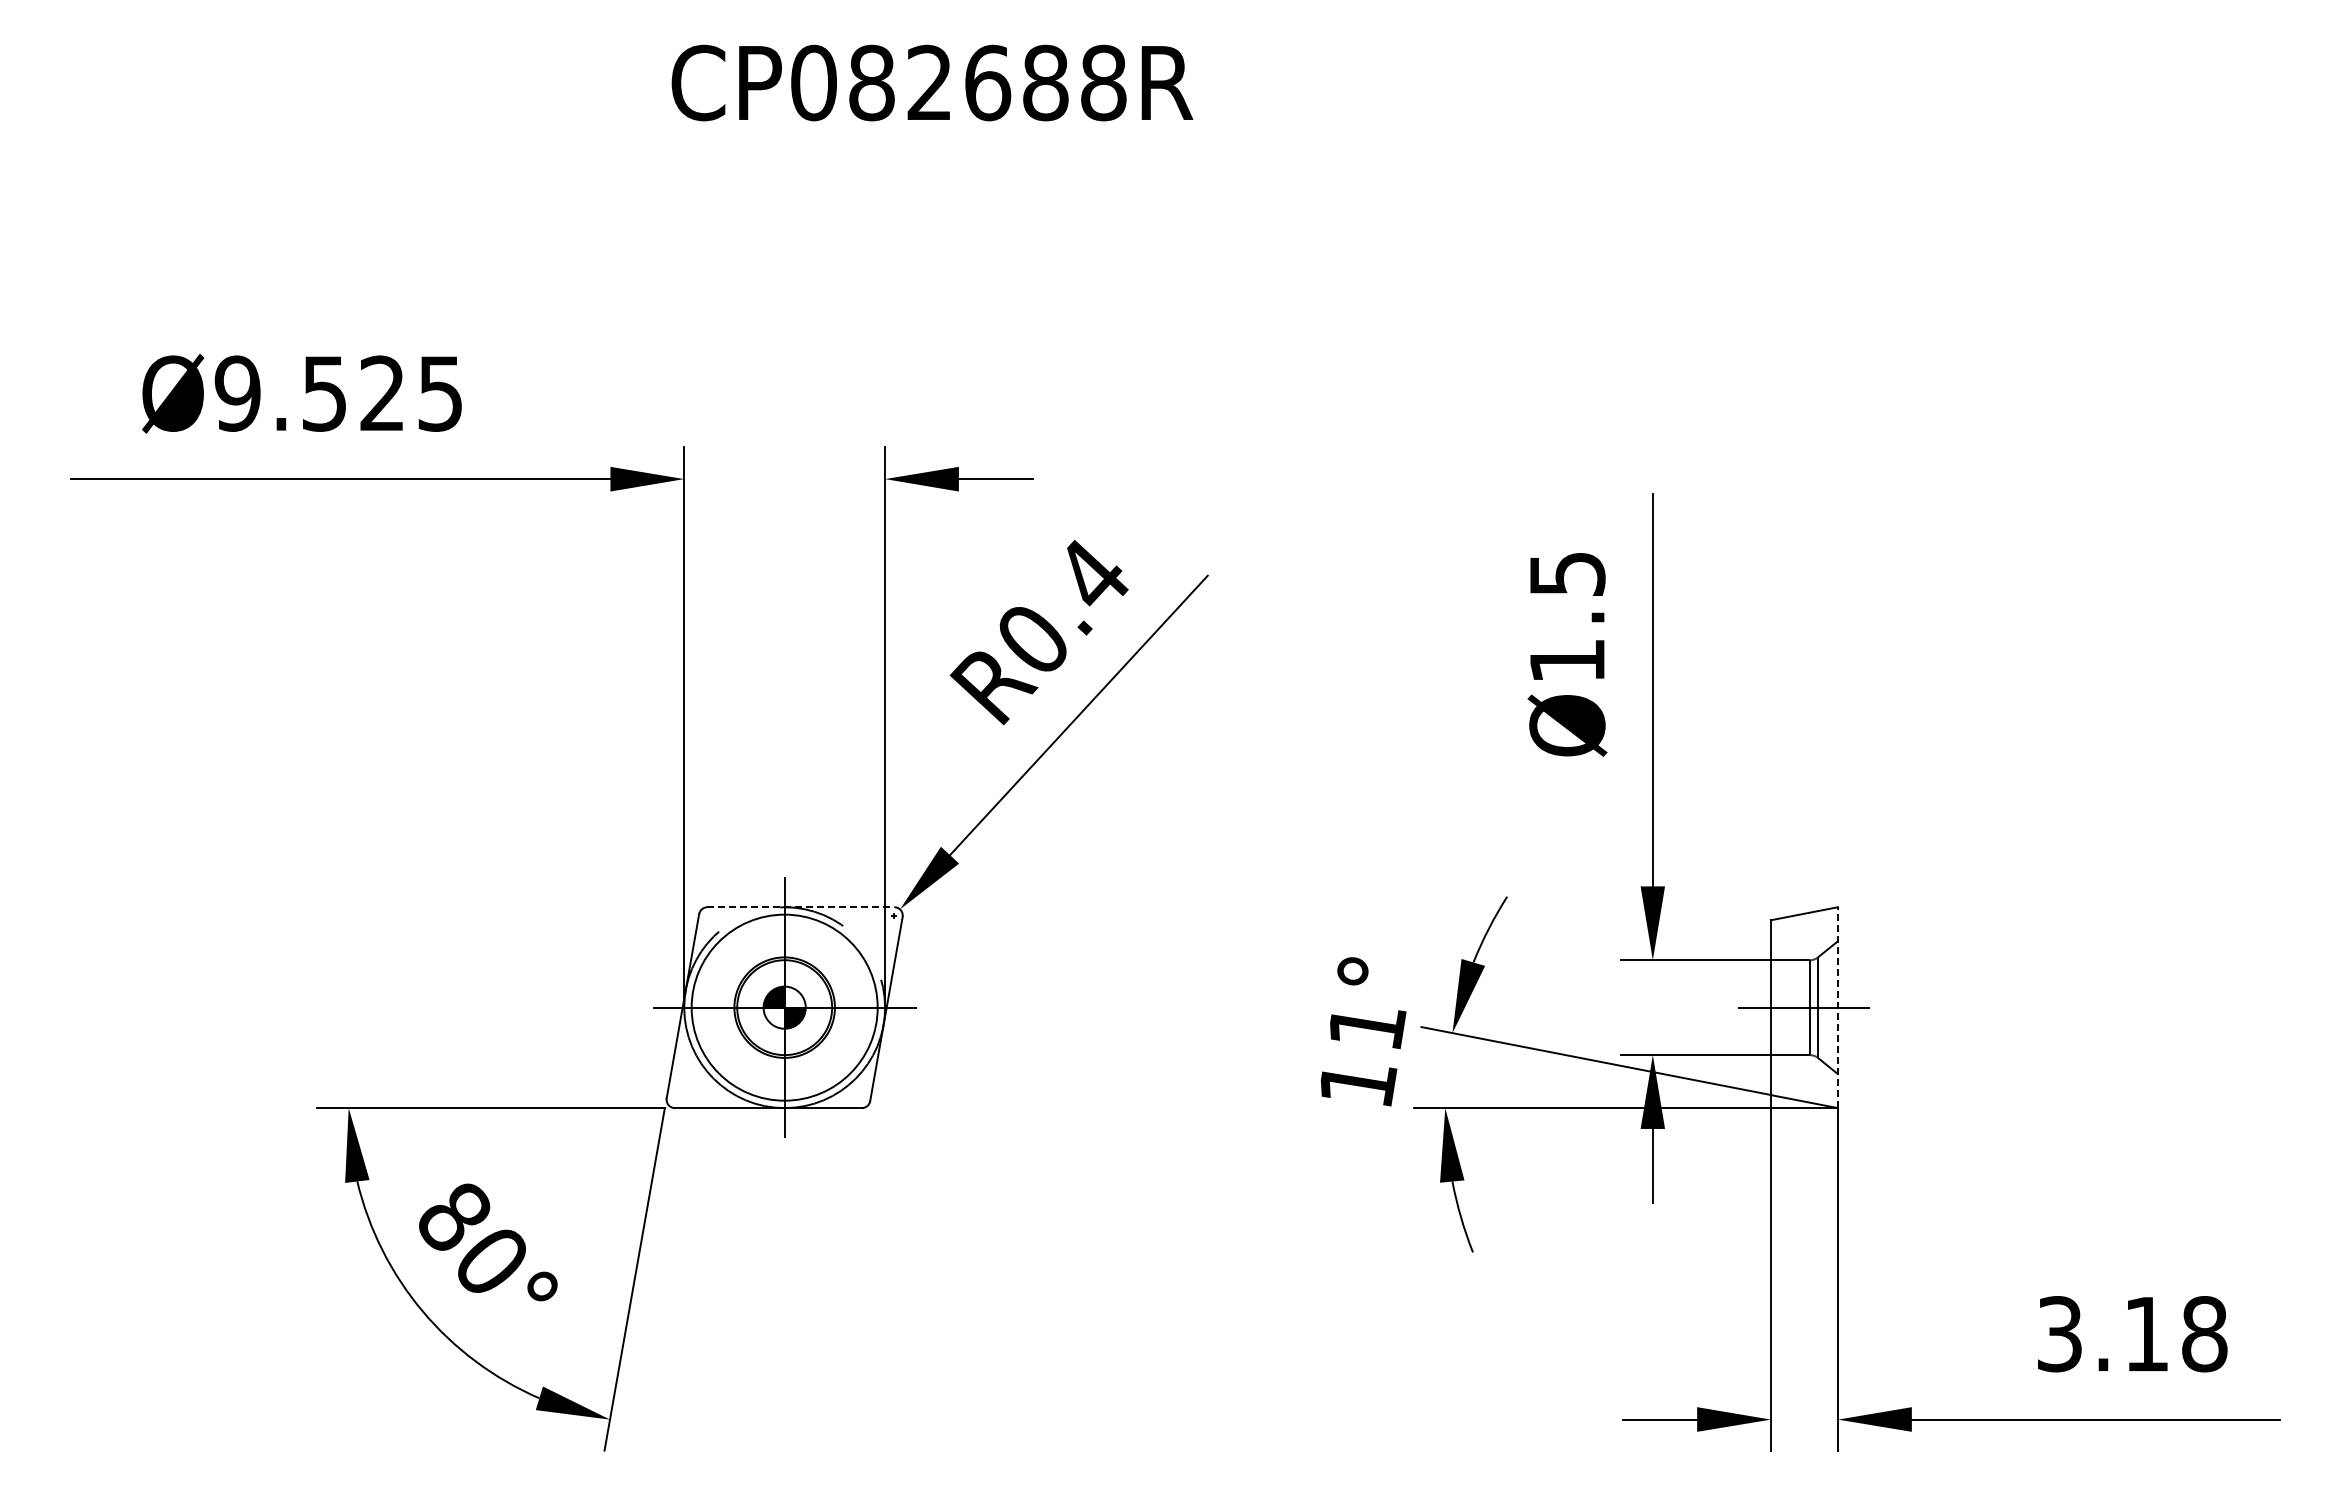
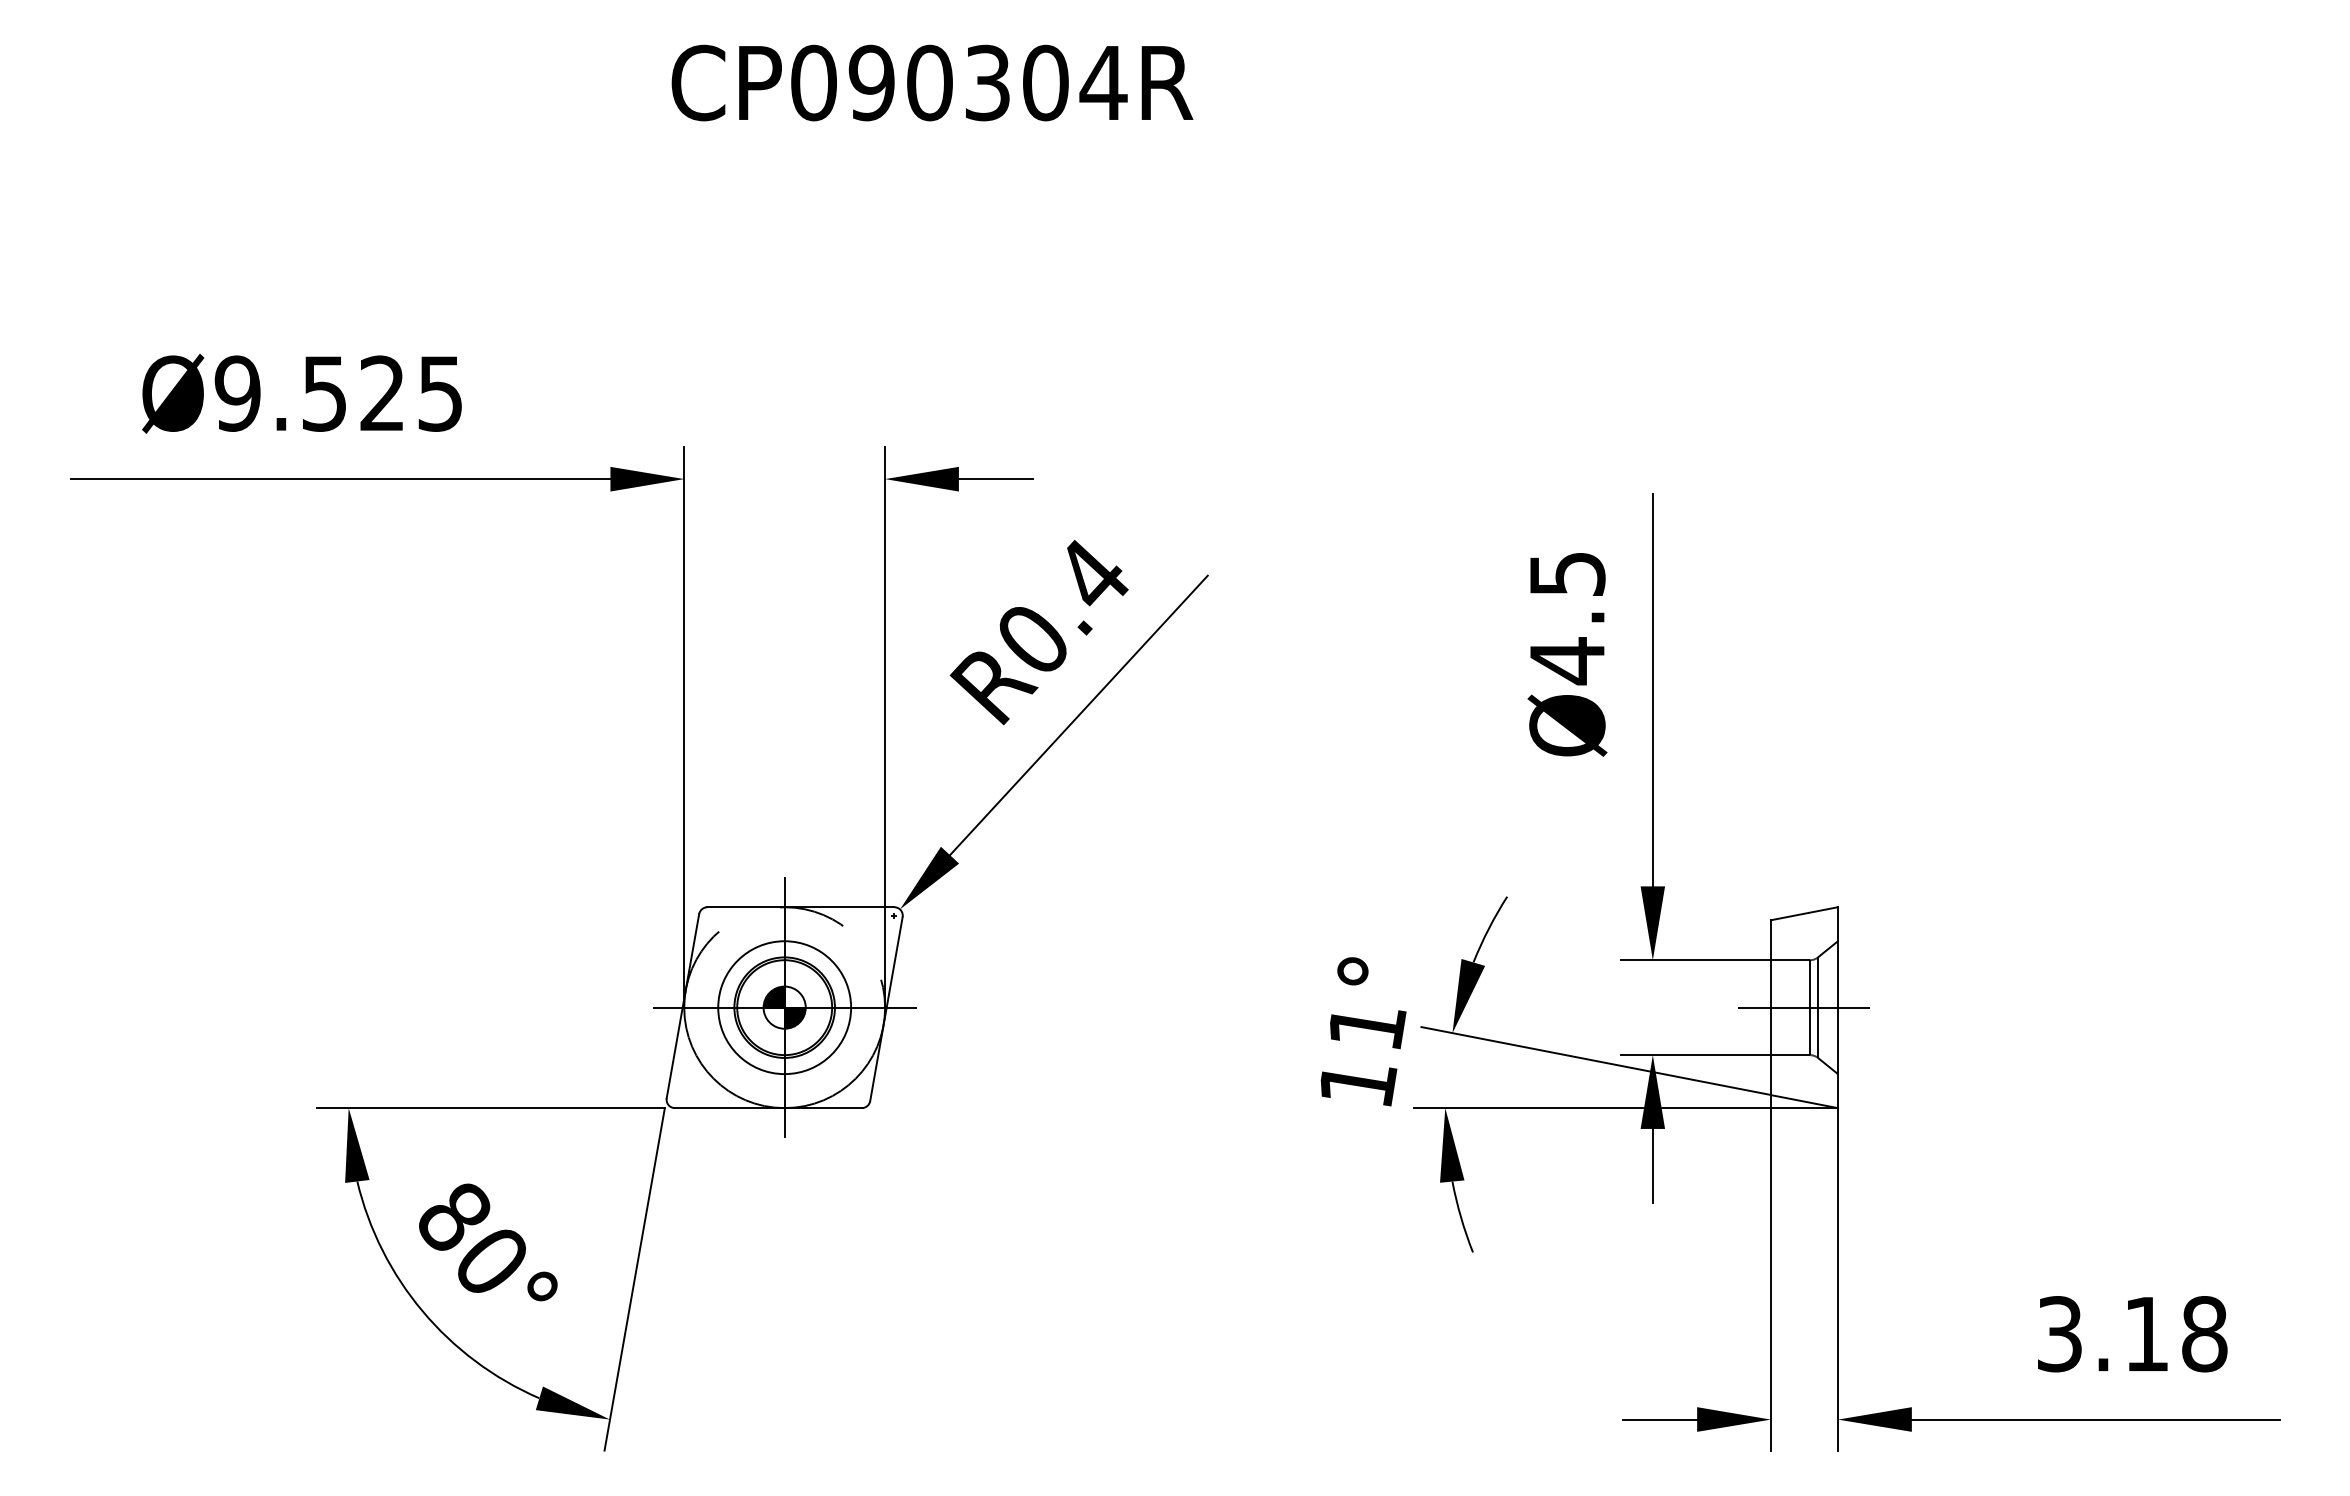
text: CP082688R -> CP090304R (987, 82)
text: Ø1.5 -> Ø4.5 (1567, 661)
line: dashed -> solid (801, 907)
circle diameter: 186 px -> 133 px (784, 1007)
line: dashed -> solid (1837, 1007)
